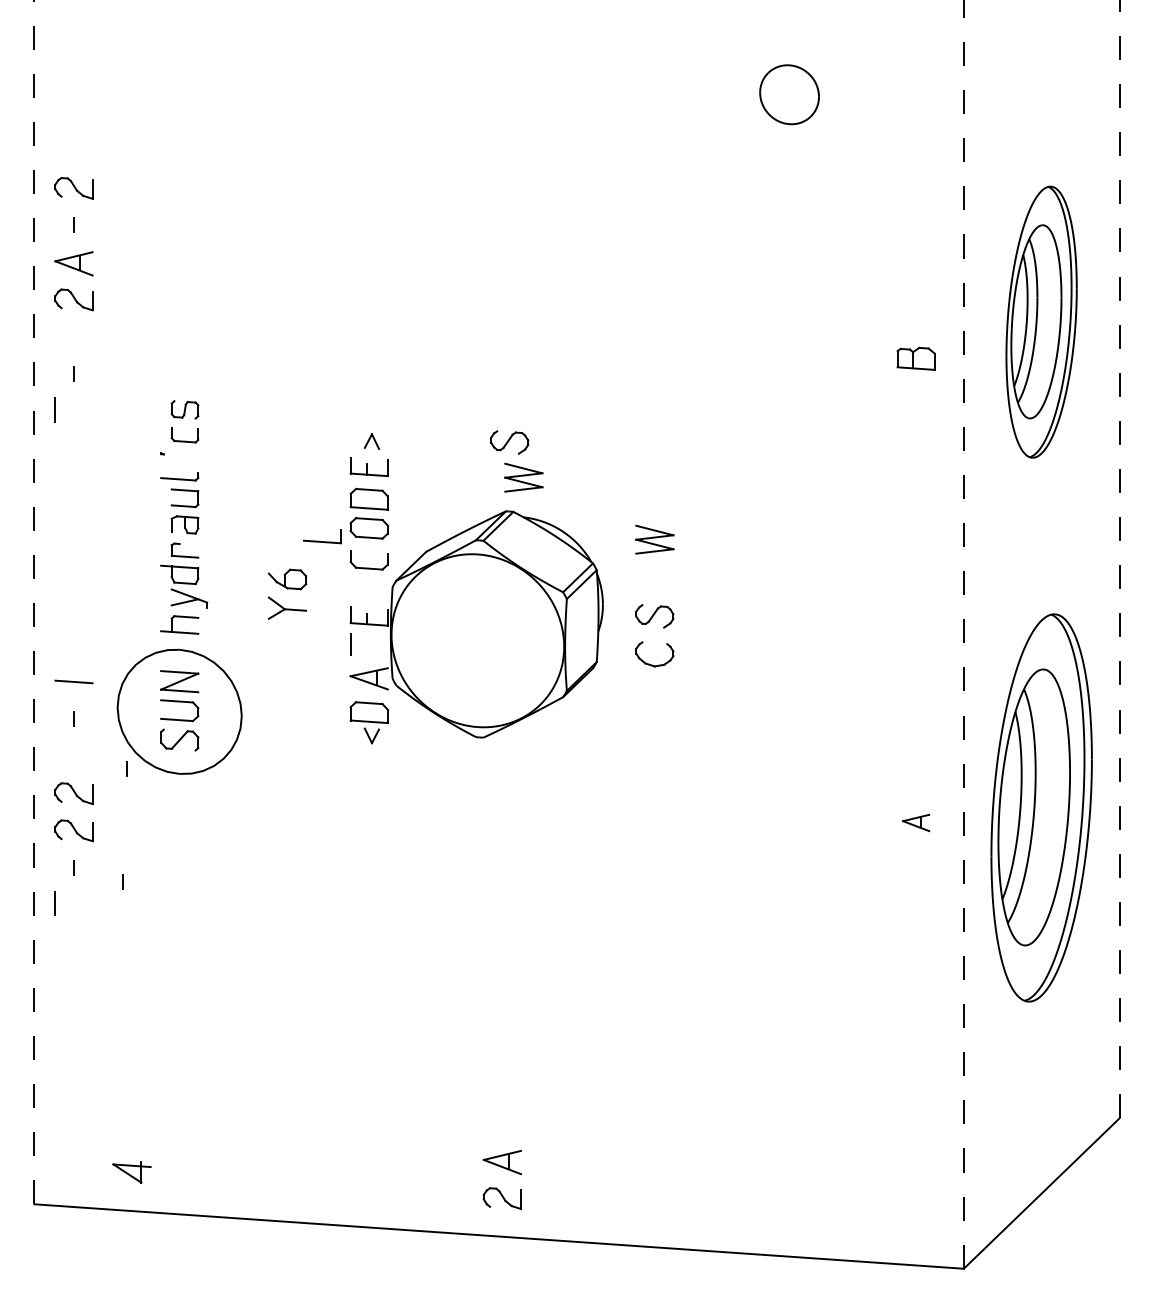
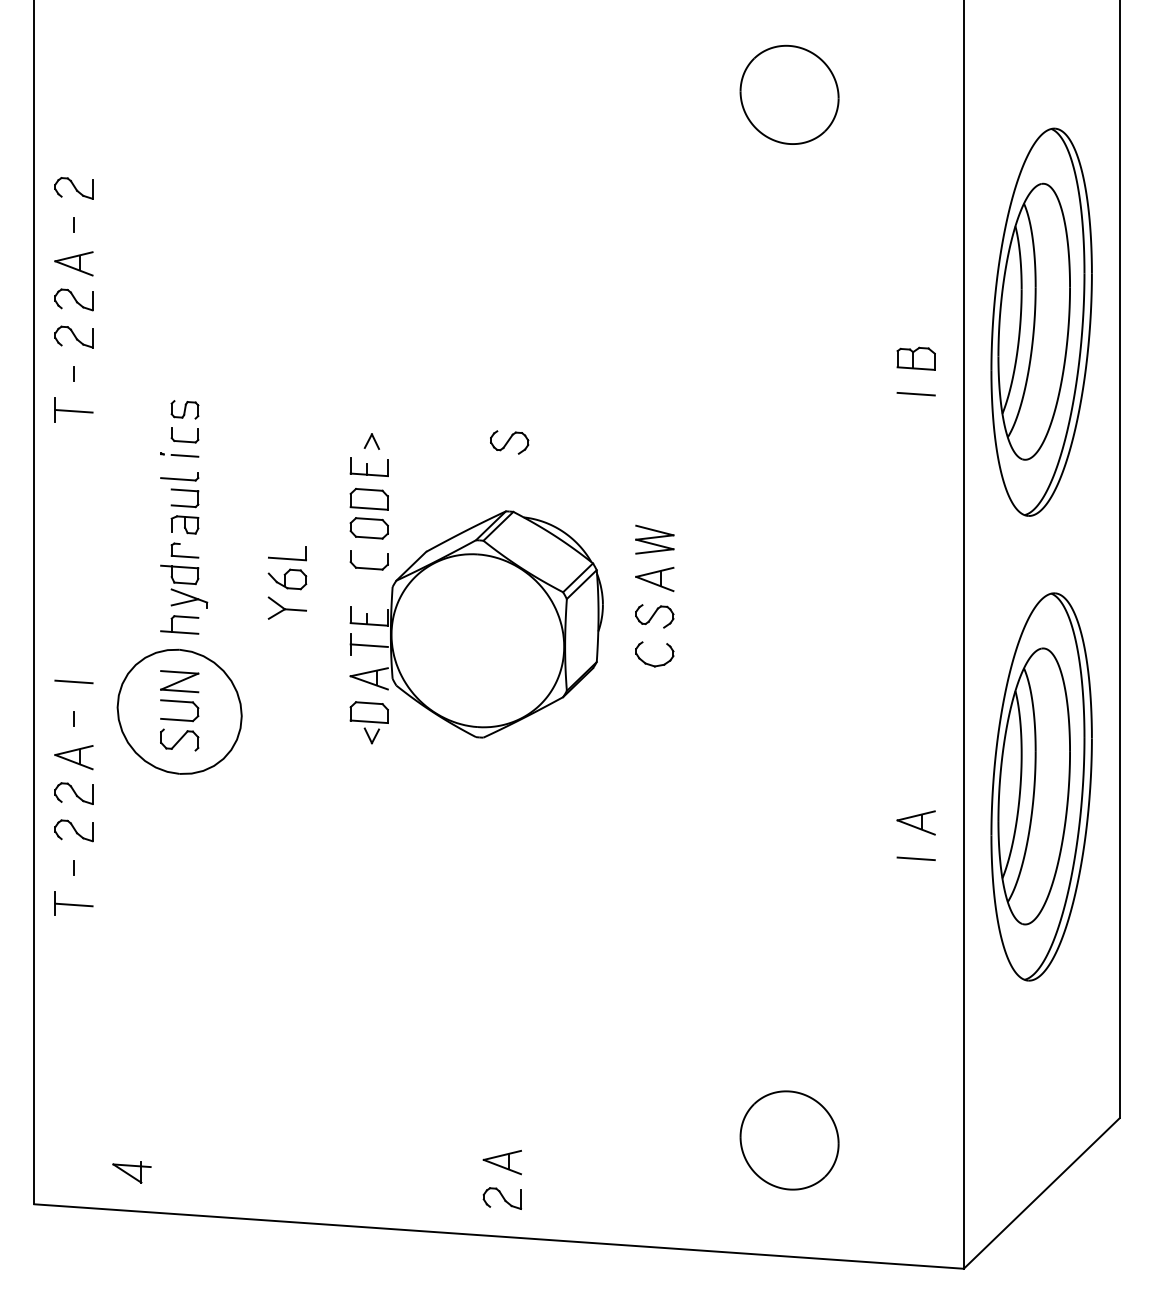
part size: 61x62 px -> 101x101 px (789, 94)
part size: 73x274 px -> 103x390 px (1041, 321)
part: none -> present (73, 336)
line: none -> present (915, 393)
line: none -> present (73, 411)
line: none -> present (184, 455)
part: present -> none (523, 477)
part position: (322, 536) -> (287, 553) (287, 553)
line: dashed -> solid (1119, 559)
part: none -> present (654, 579)
line: dashed -> solid (34, 602)
line: dashed -> solid (963, 634)
line: none -> present (368, 645)
part: none -> present (73, 757)
line: present -> none (126, 768)
part position: (1041, 807) -> (1041, 786) (1041, 786)
part size: 29x20 px -> 40x26 px (915, 822)
line: none -> present (915, 858)
line: present -> none (122, 881)
line: none -> present (73, 904)
part: none -> present (789, 1140)
